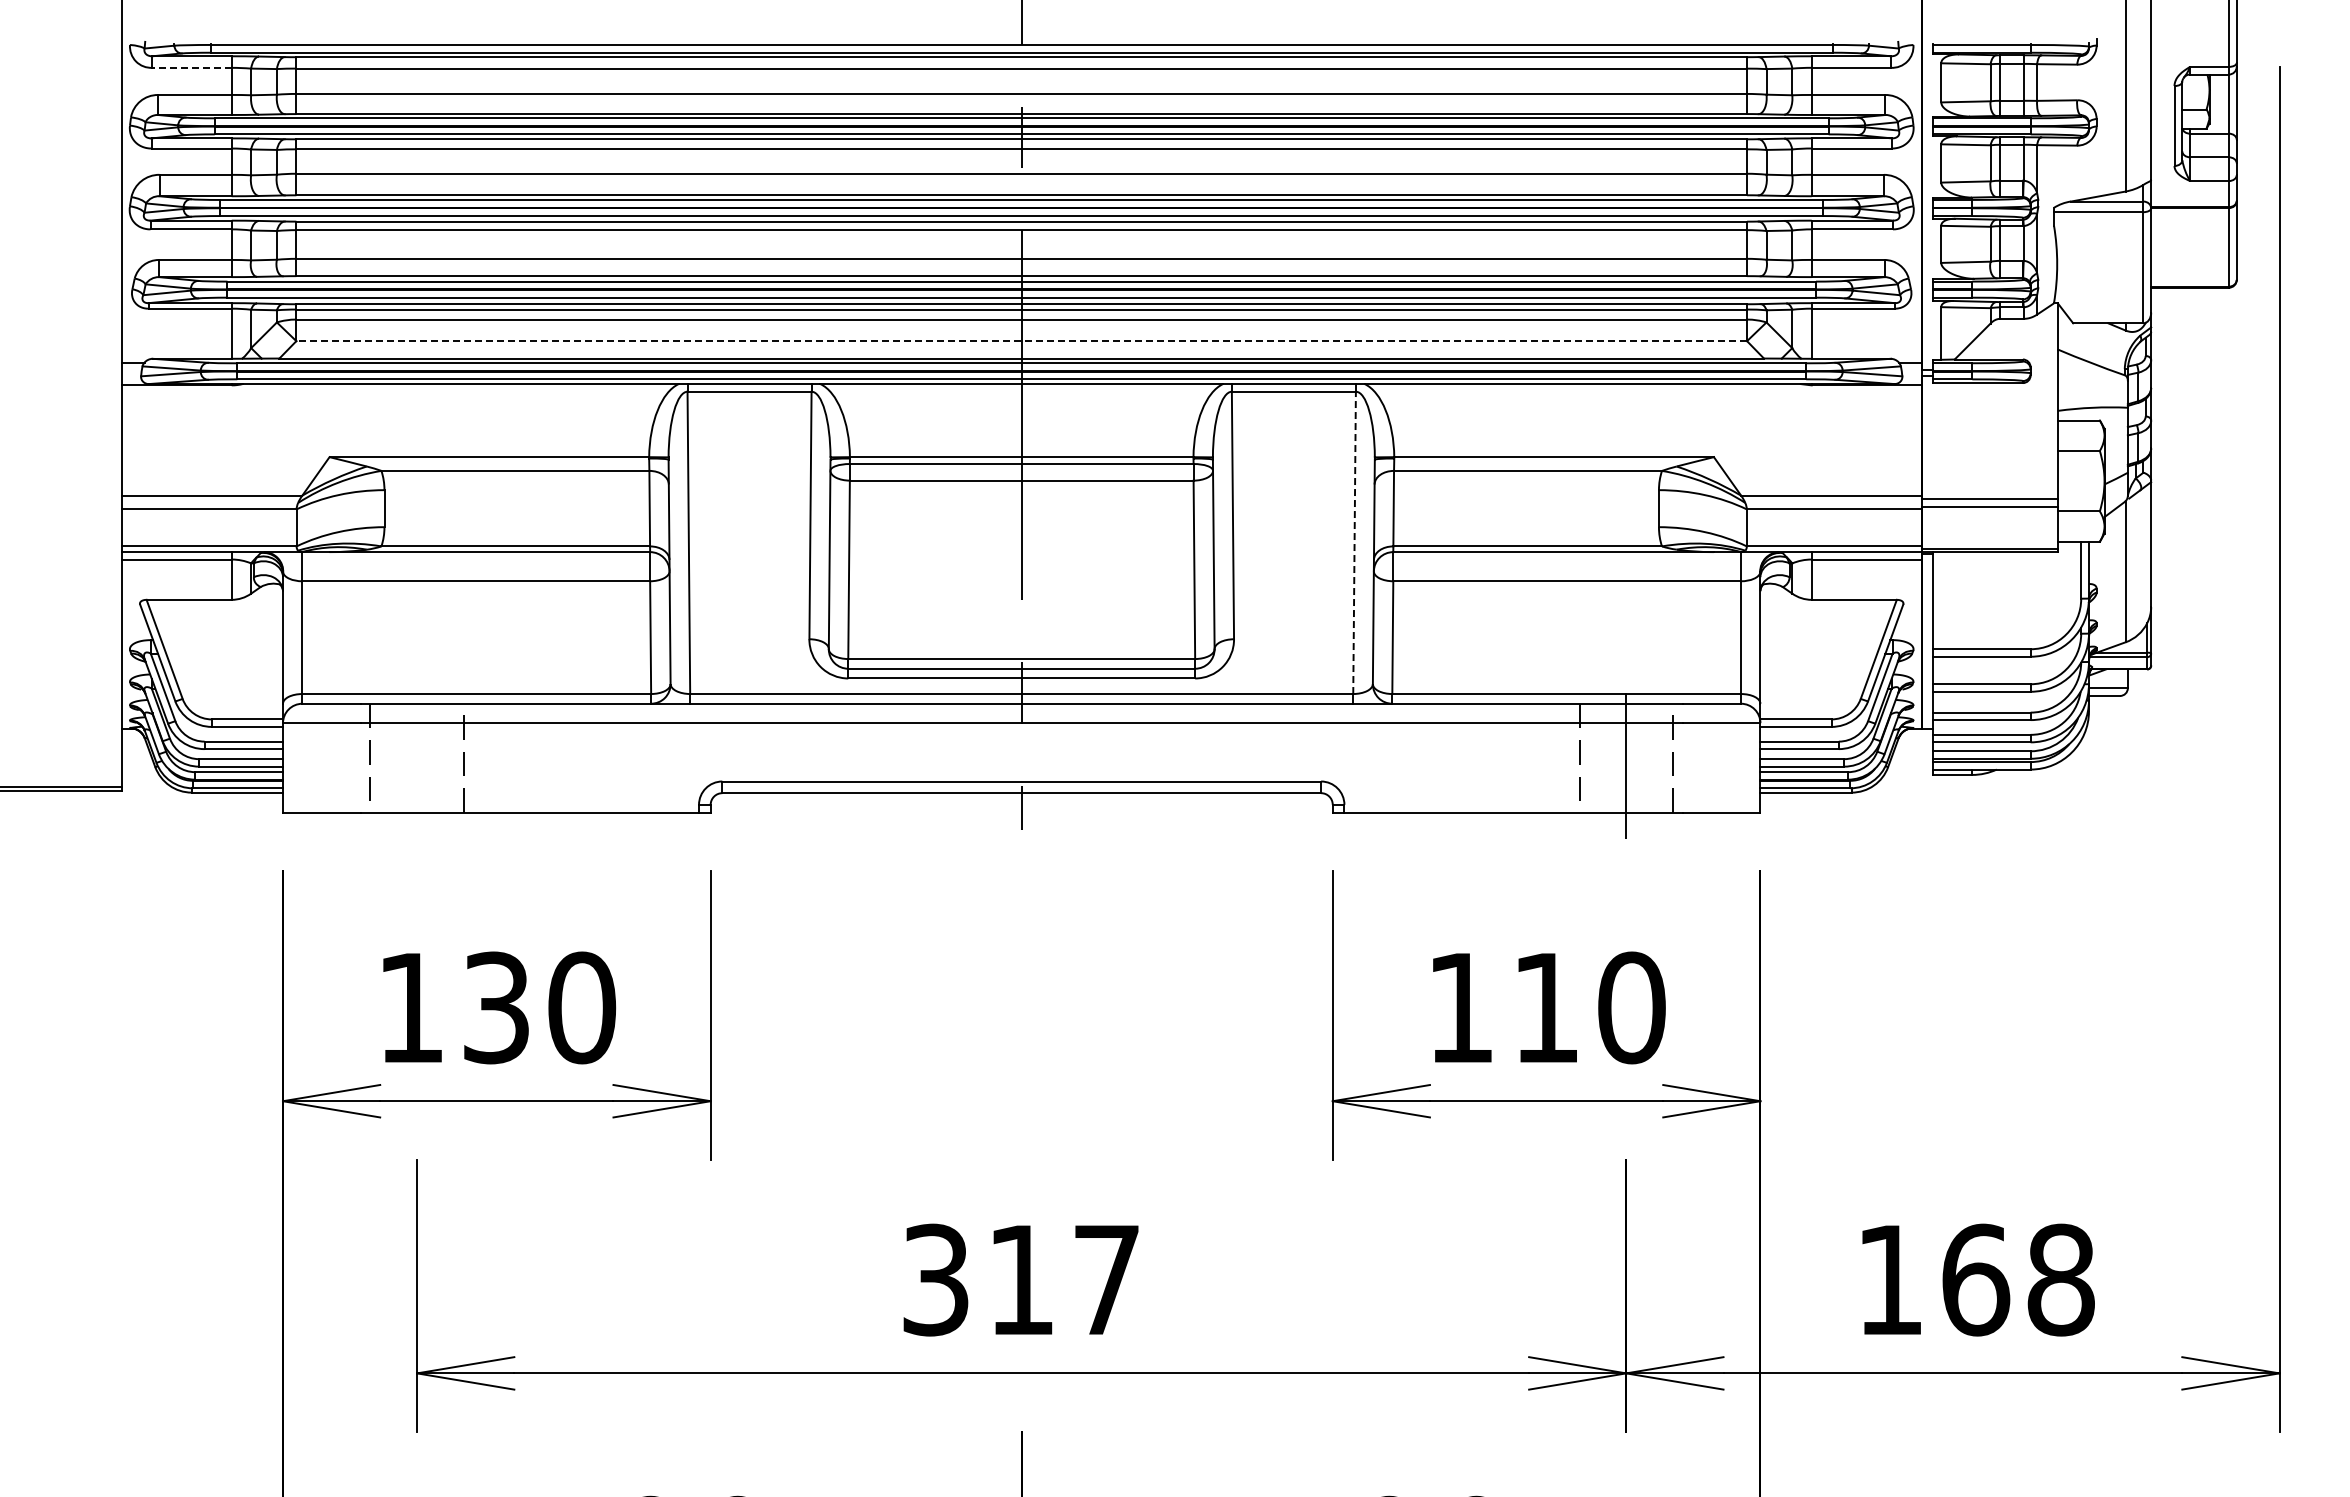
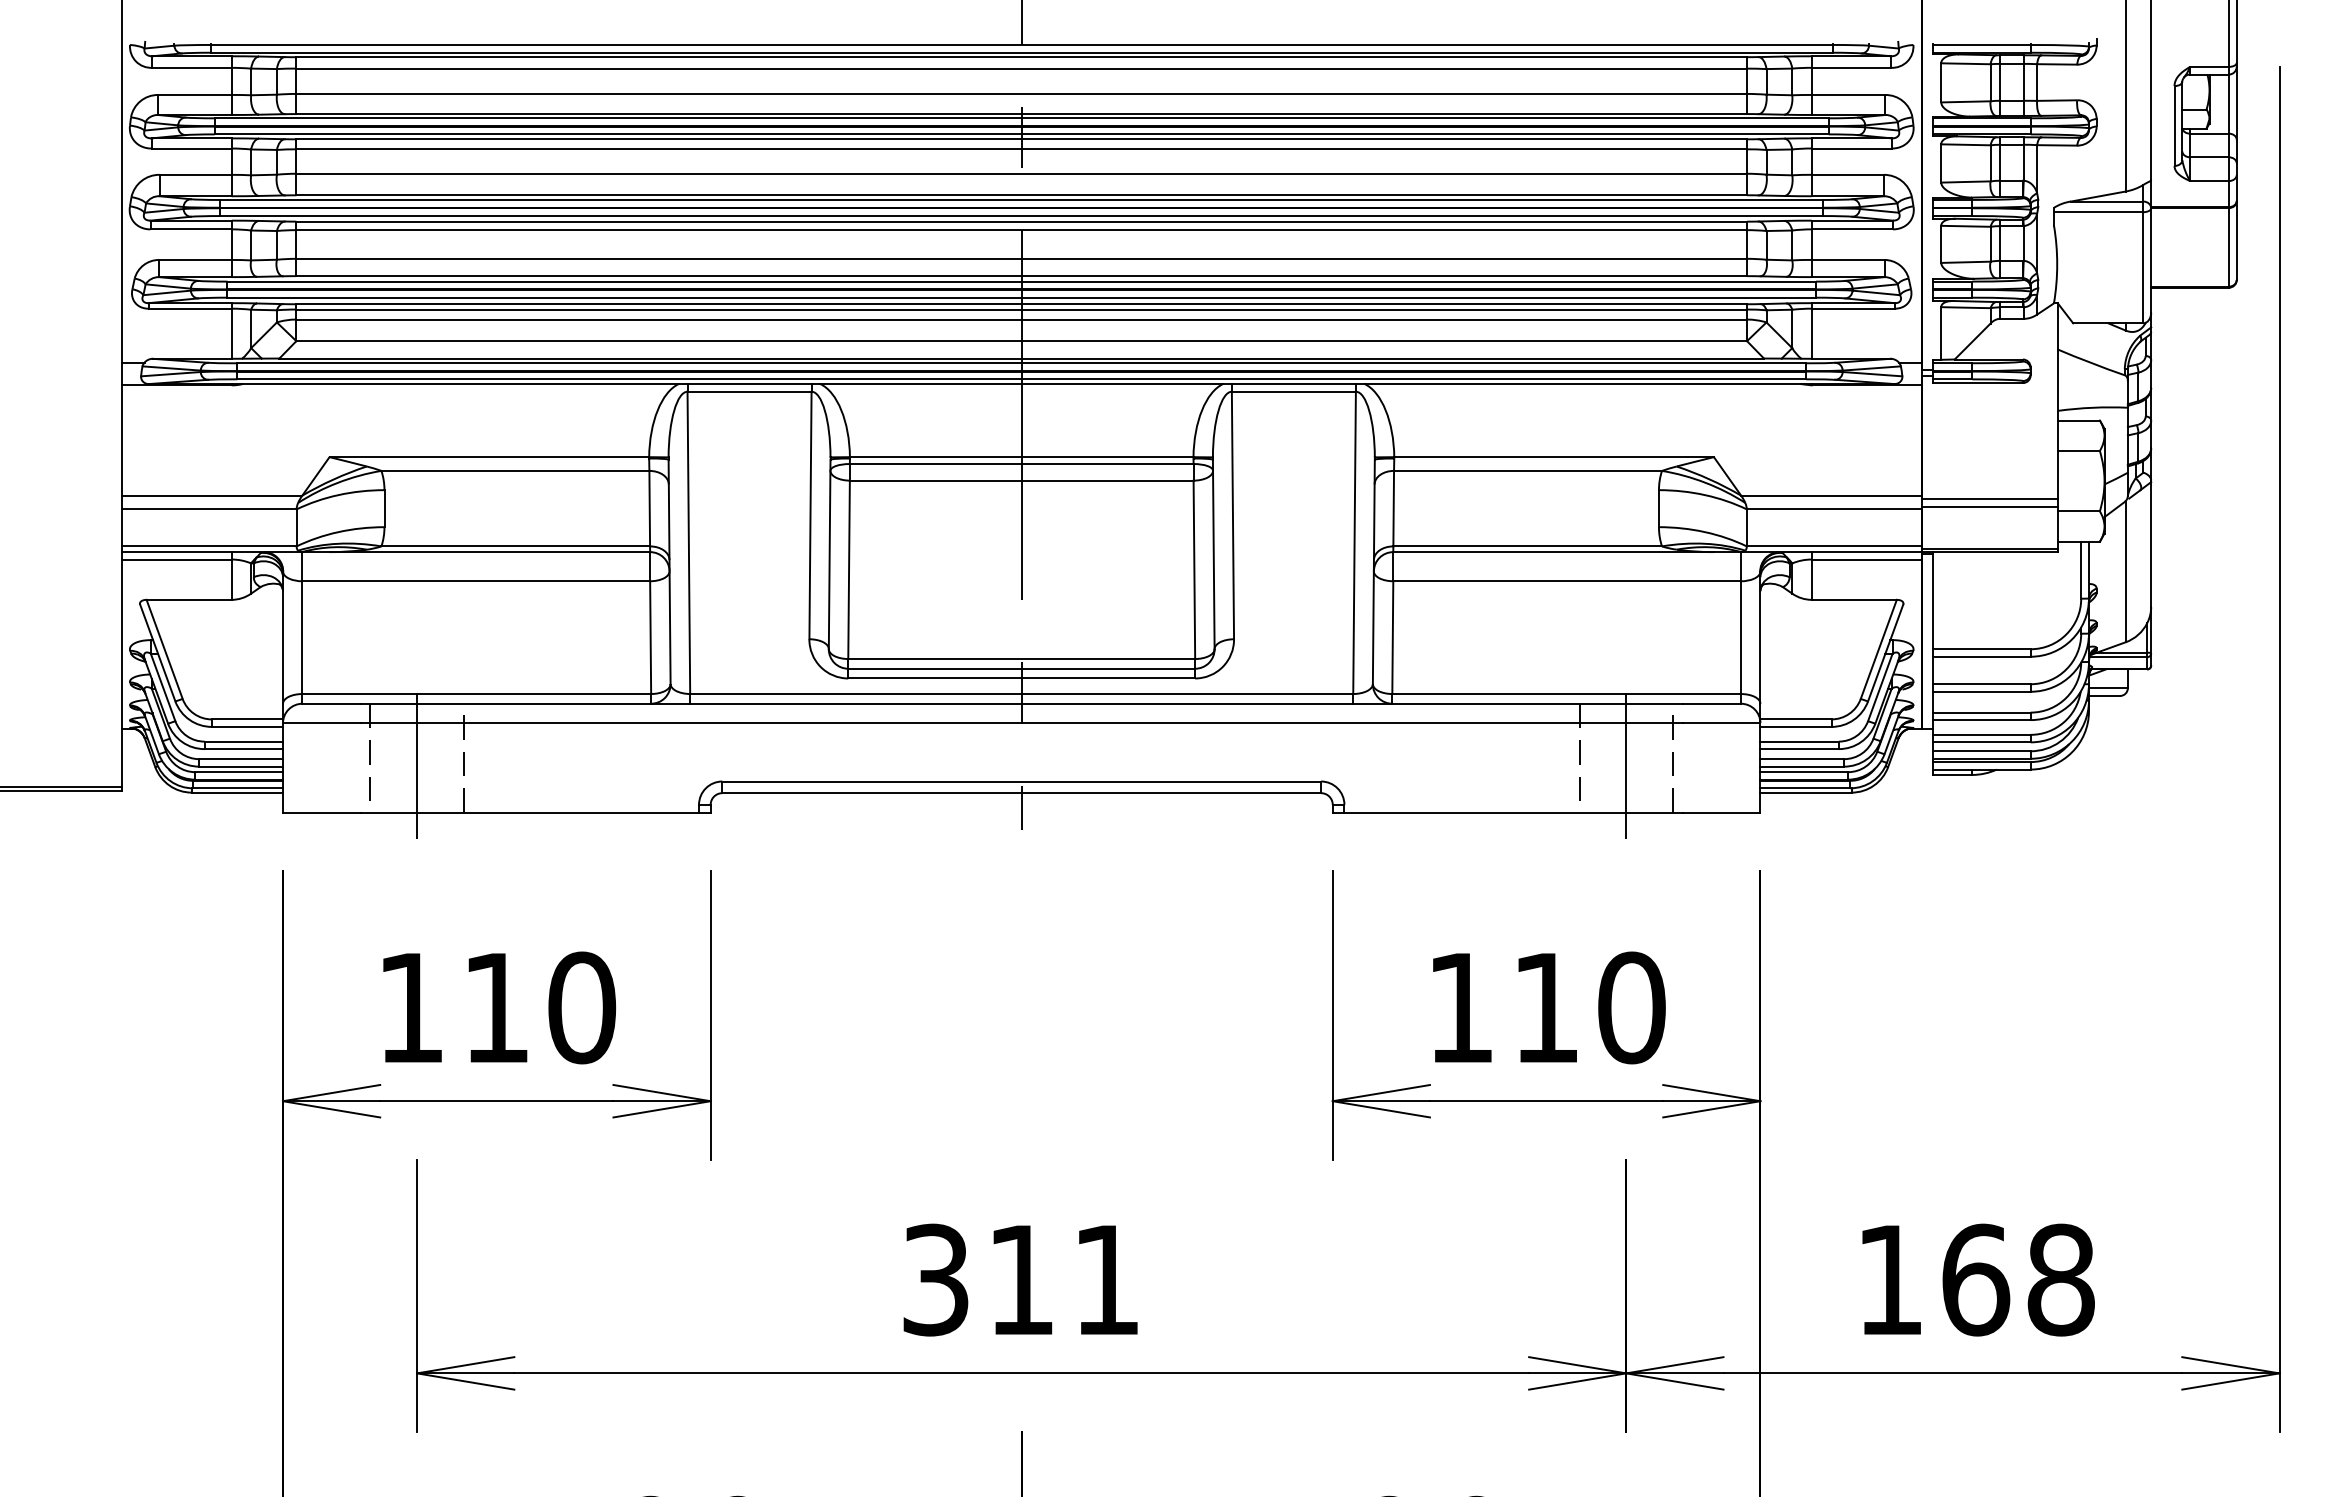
line: dashed -> solid (192, 67)
line: dashed -> solid (1021, 341)
line: dashed -> solid (1354, 542)
line: none -> present (417, 758)
text: 130 -> 110 (496, 1007)
text: 317 -> 311 (1106, 1279)
